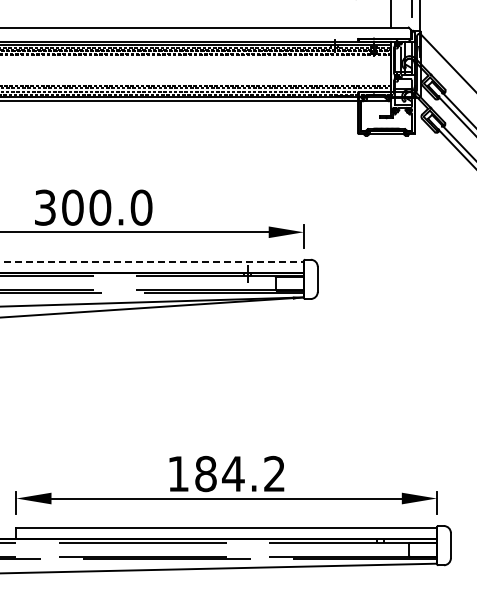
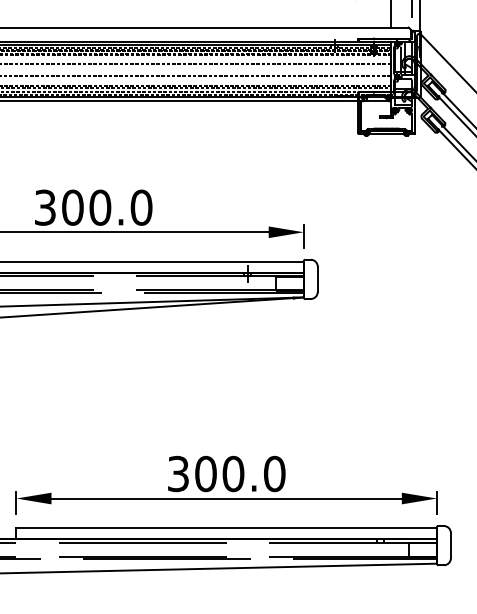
line: none -> present (196, 64)
line: none -> present (196, 75)
line: dashed -> solid (151, 262)
text: 184.2 -> 300.0 (226, 473)
